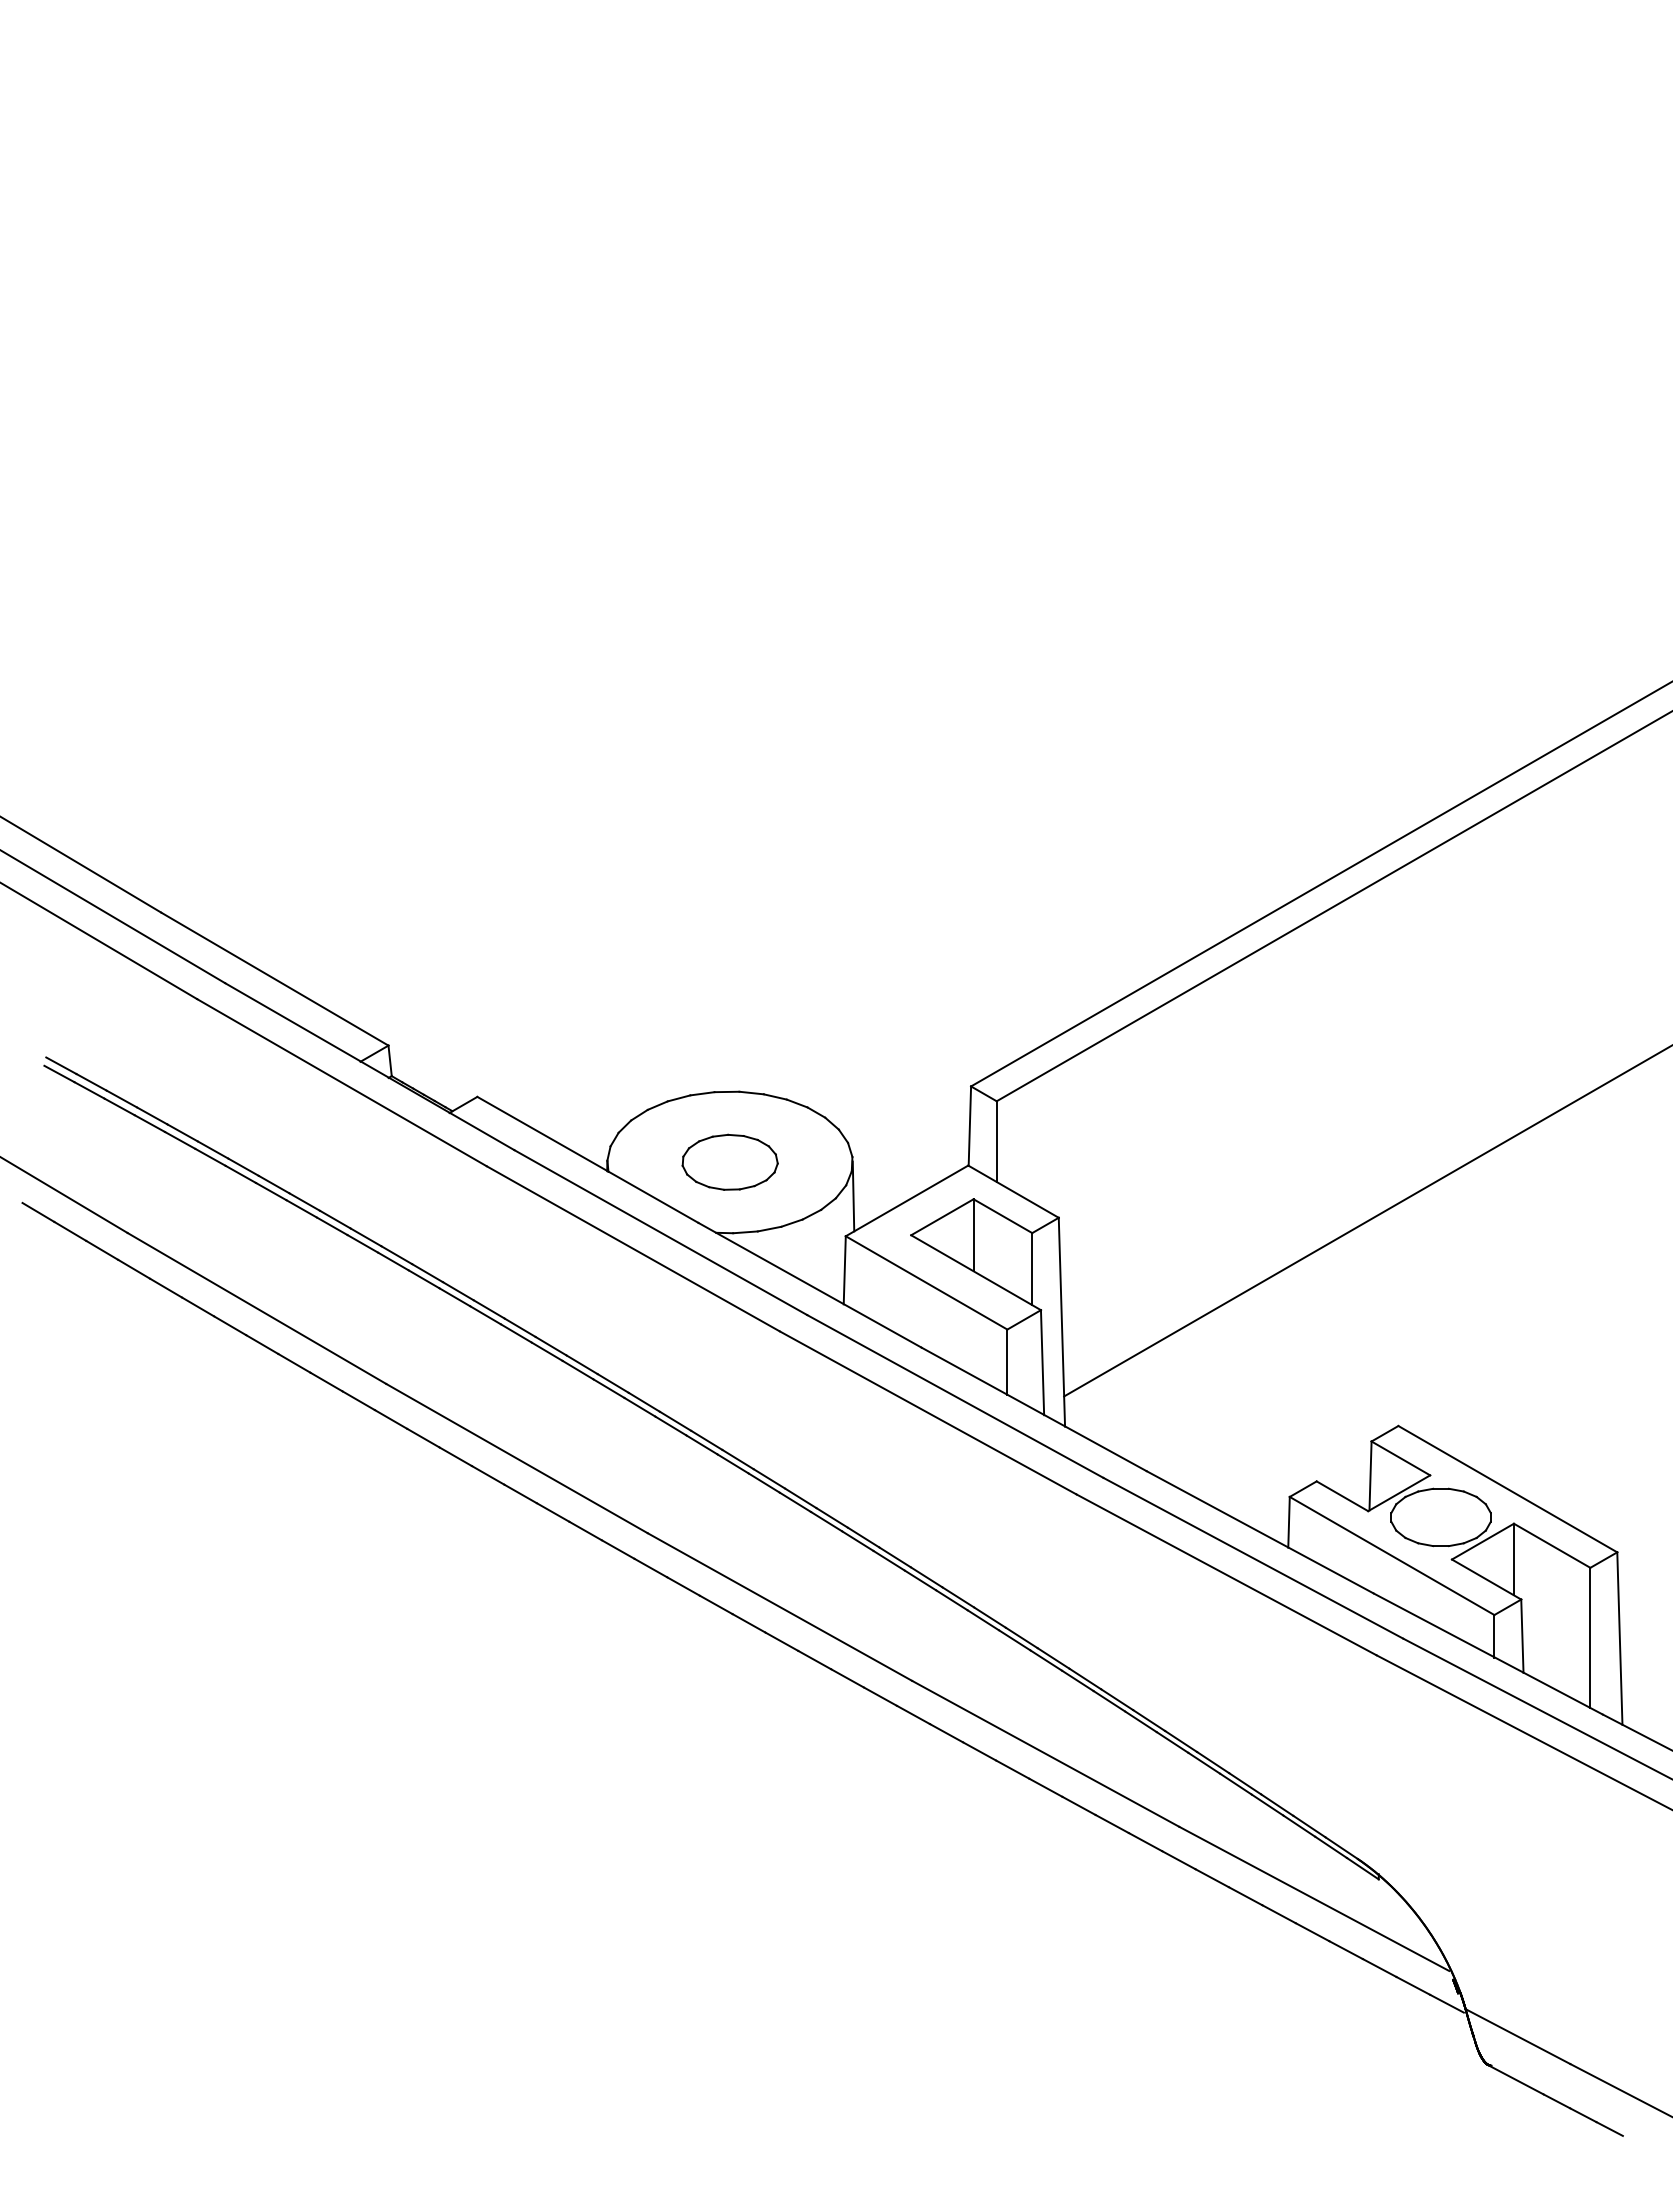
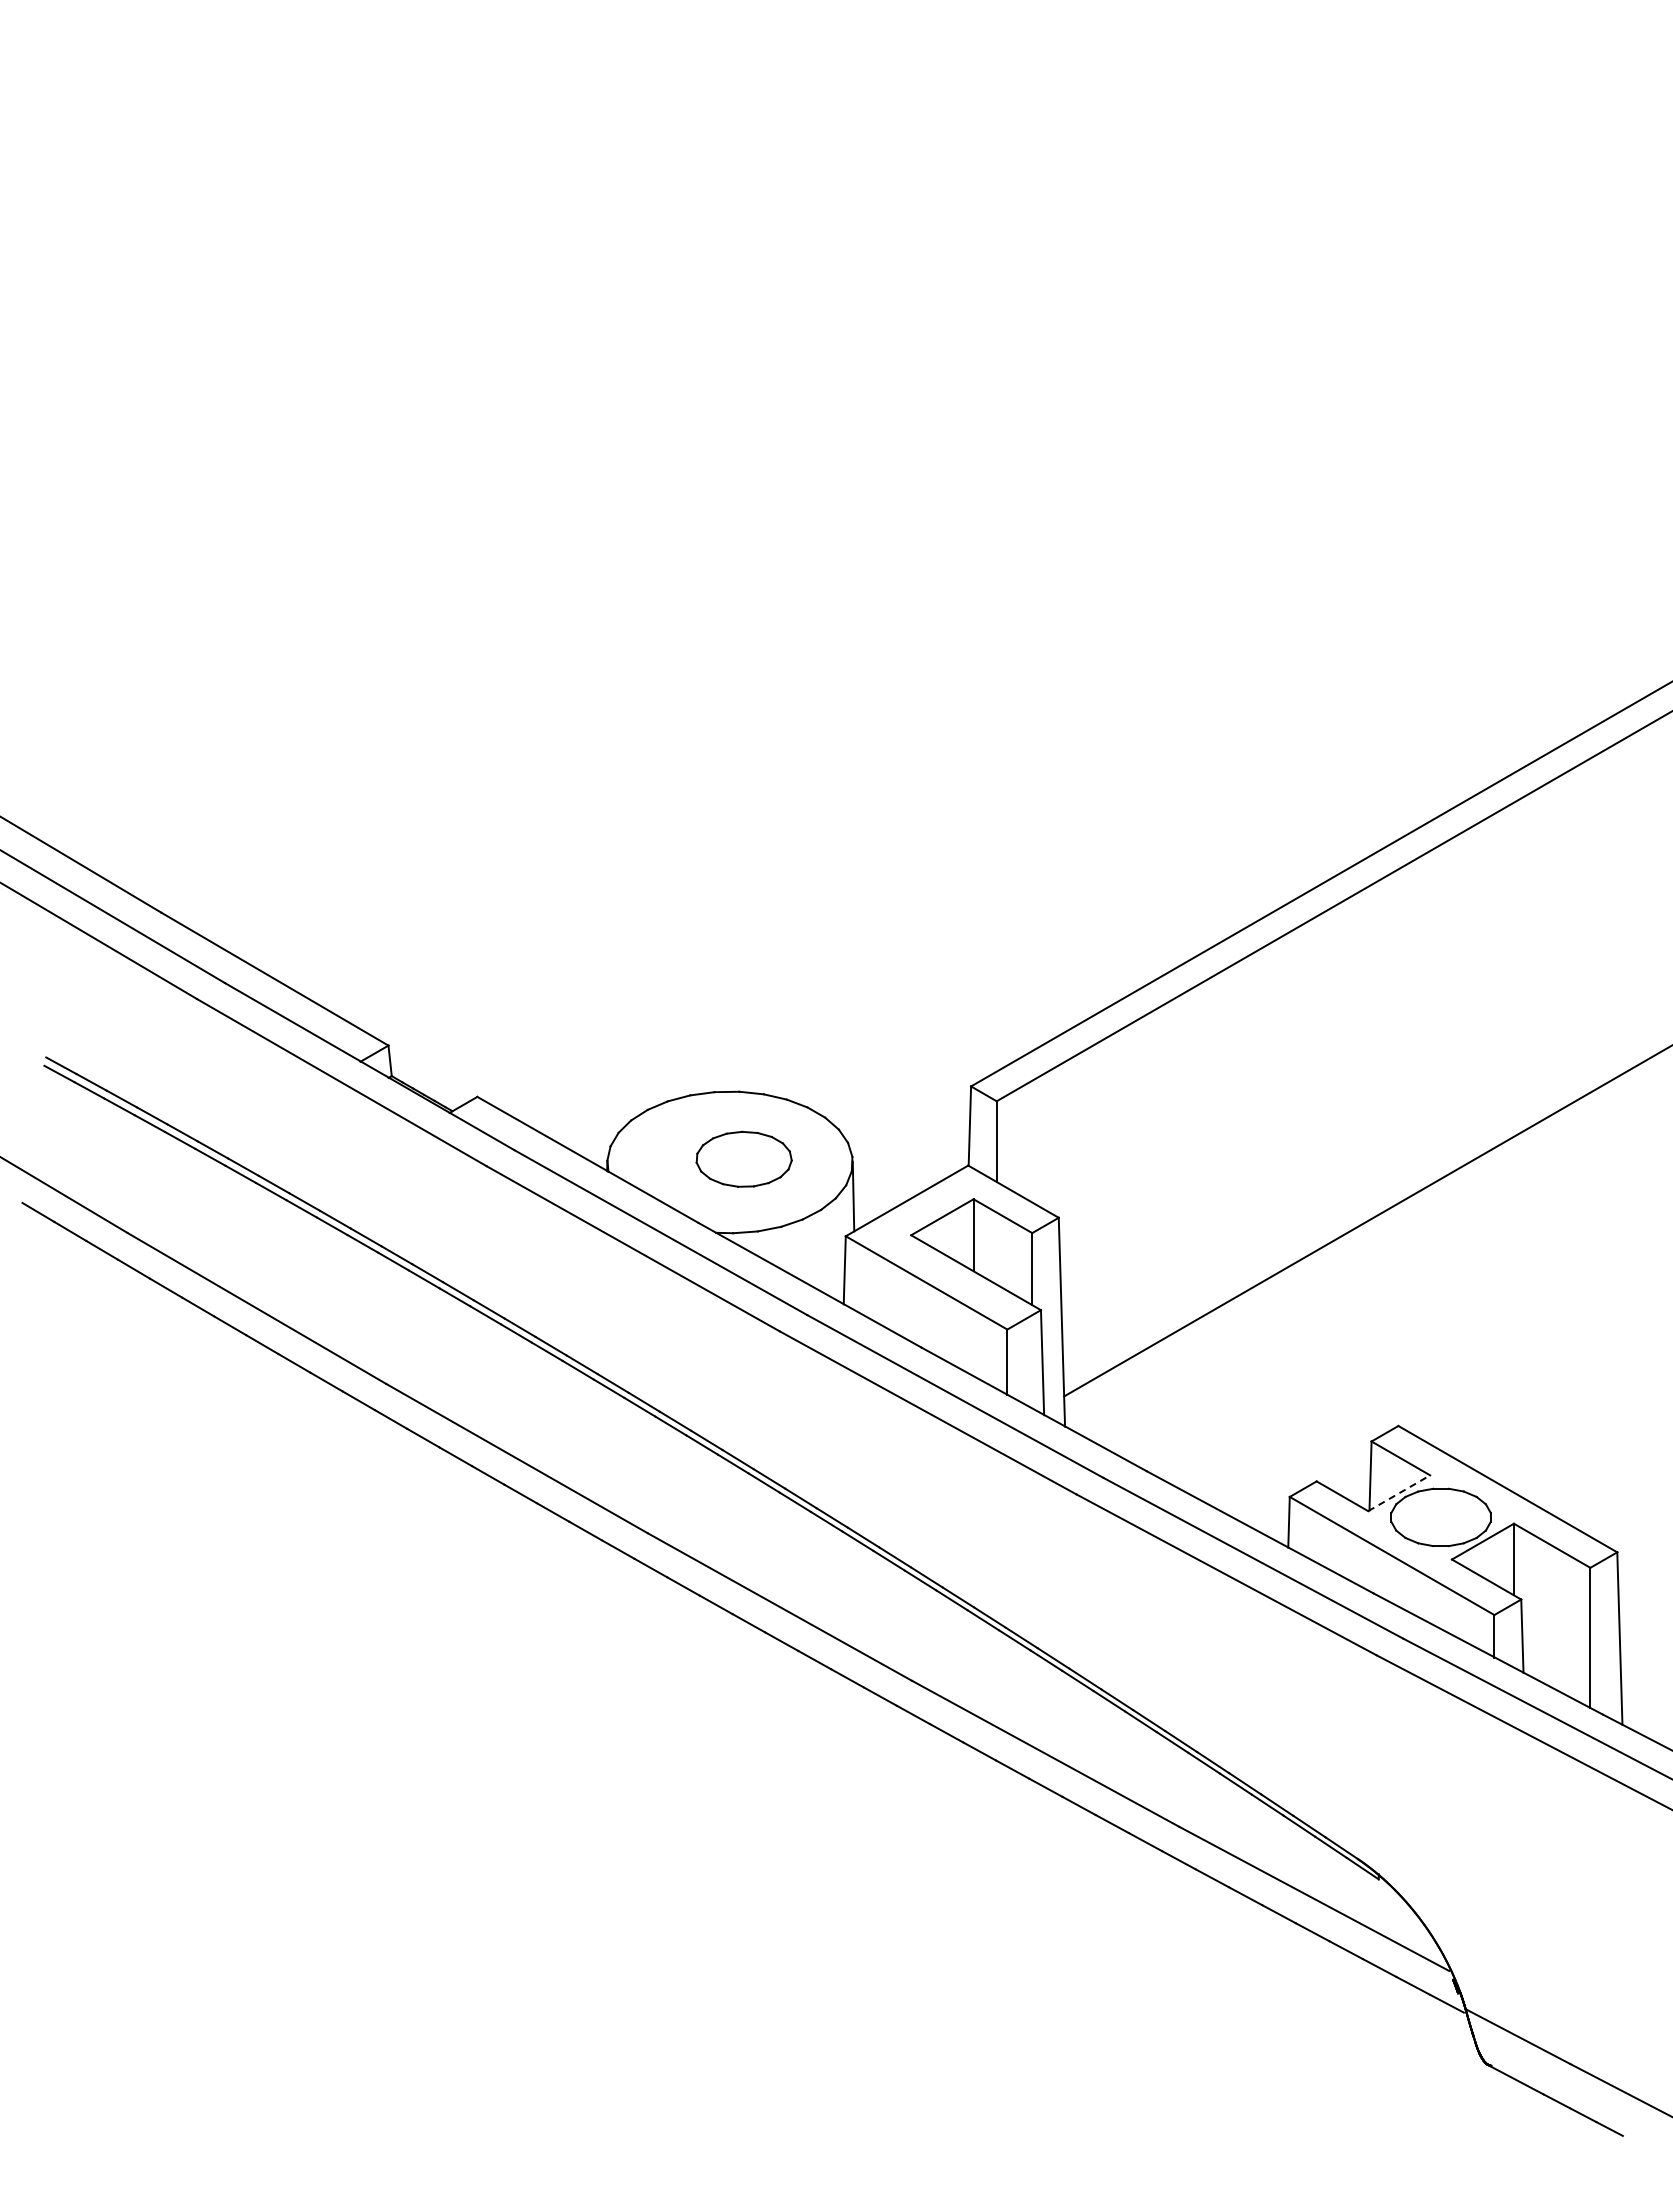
part position: (729, 1161) -> (743, 1158) (743, 1158)
line: solid -> dashed (1399, 1493)
